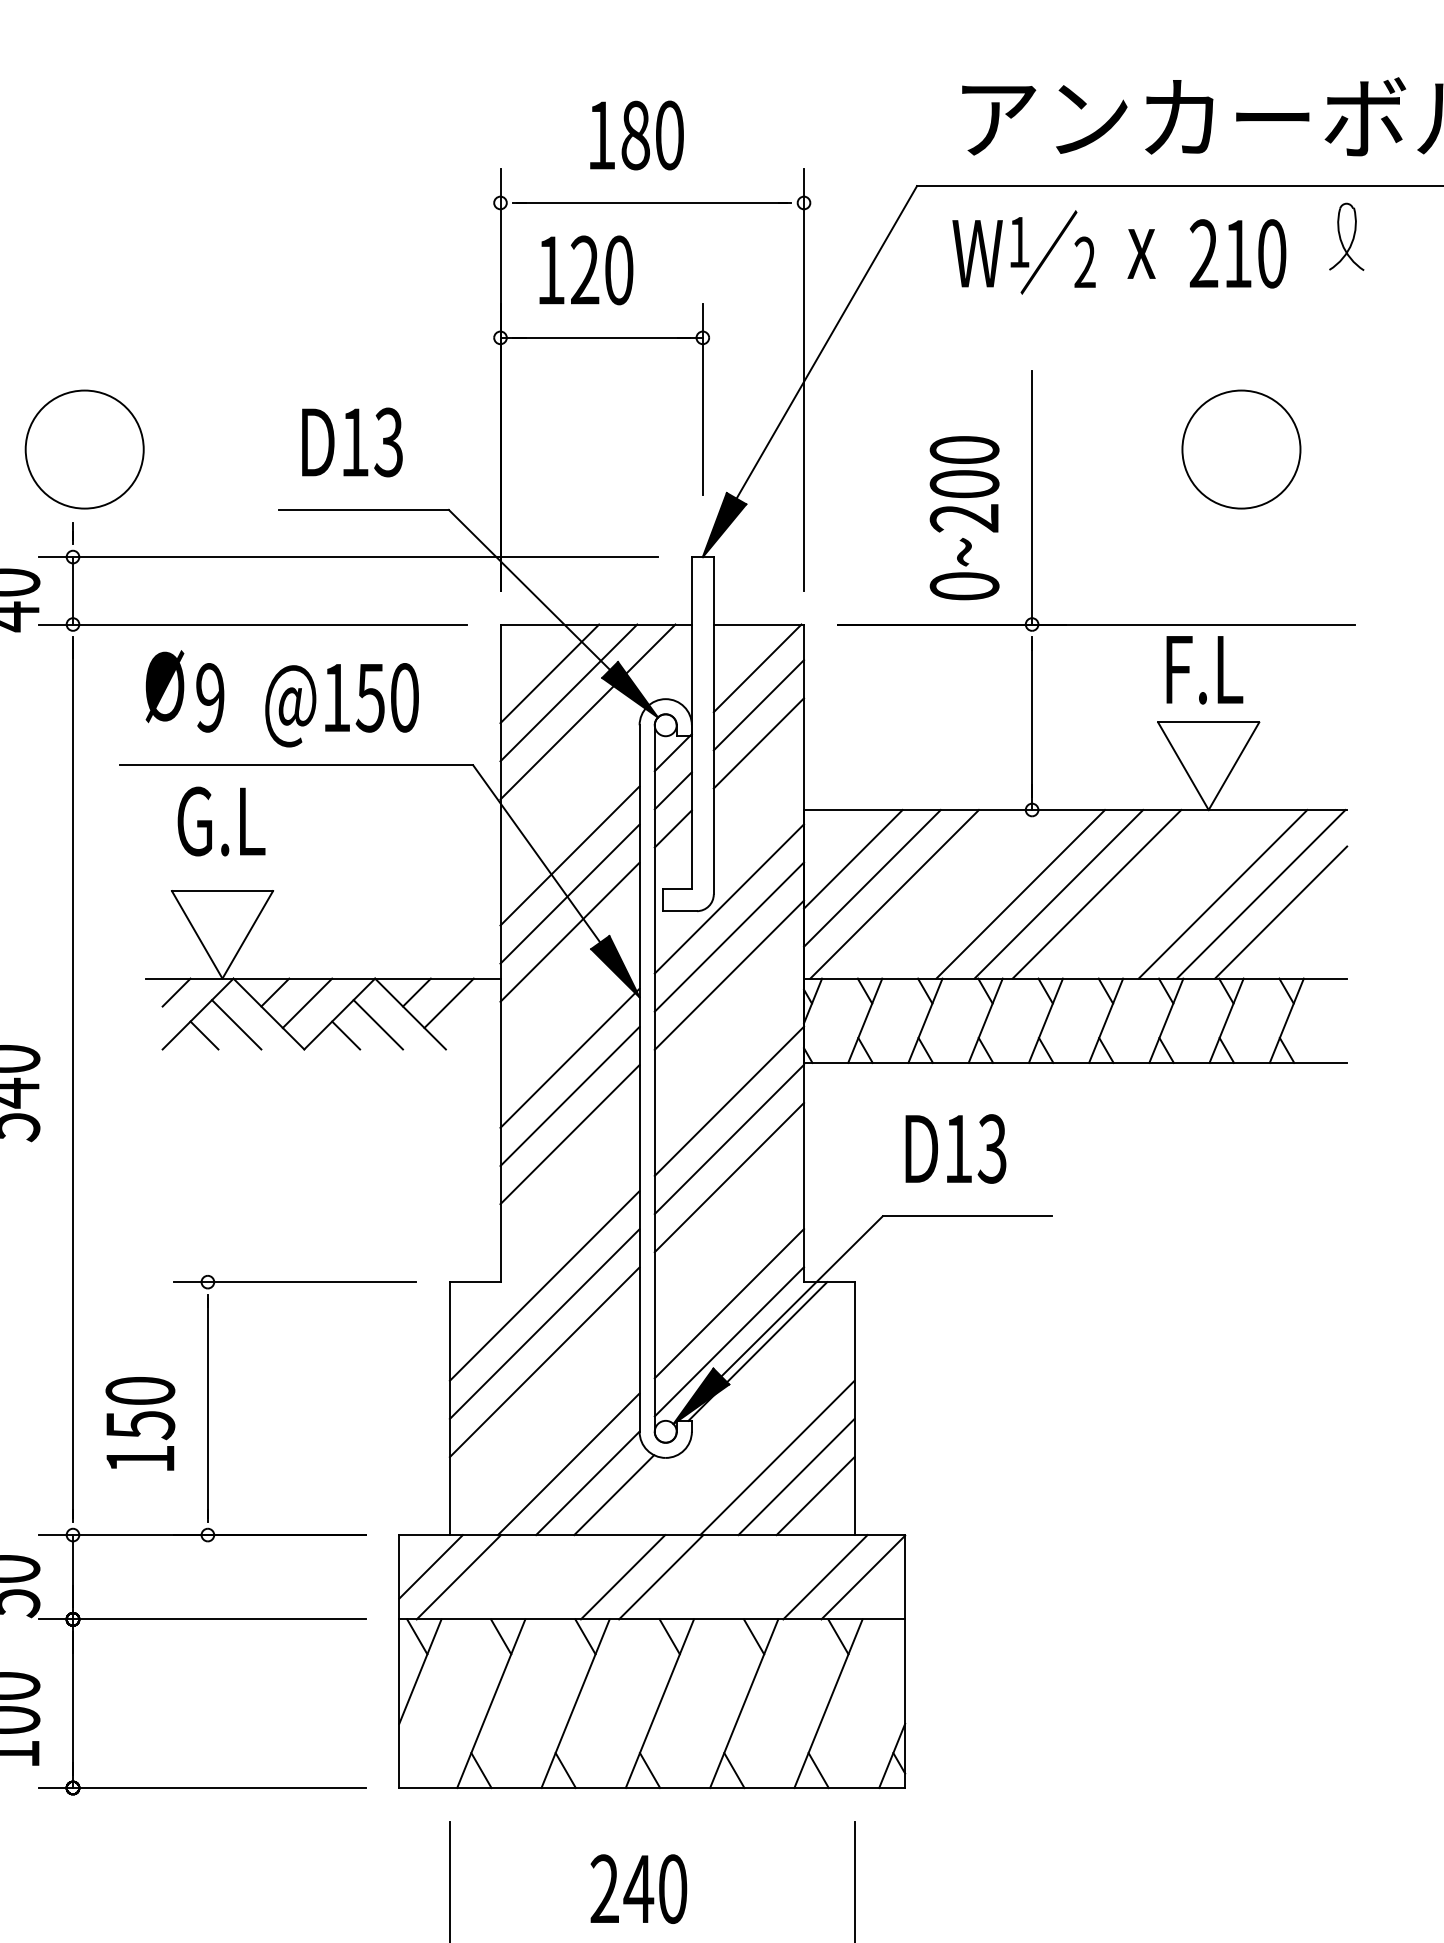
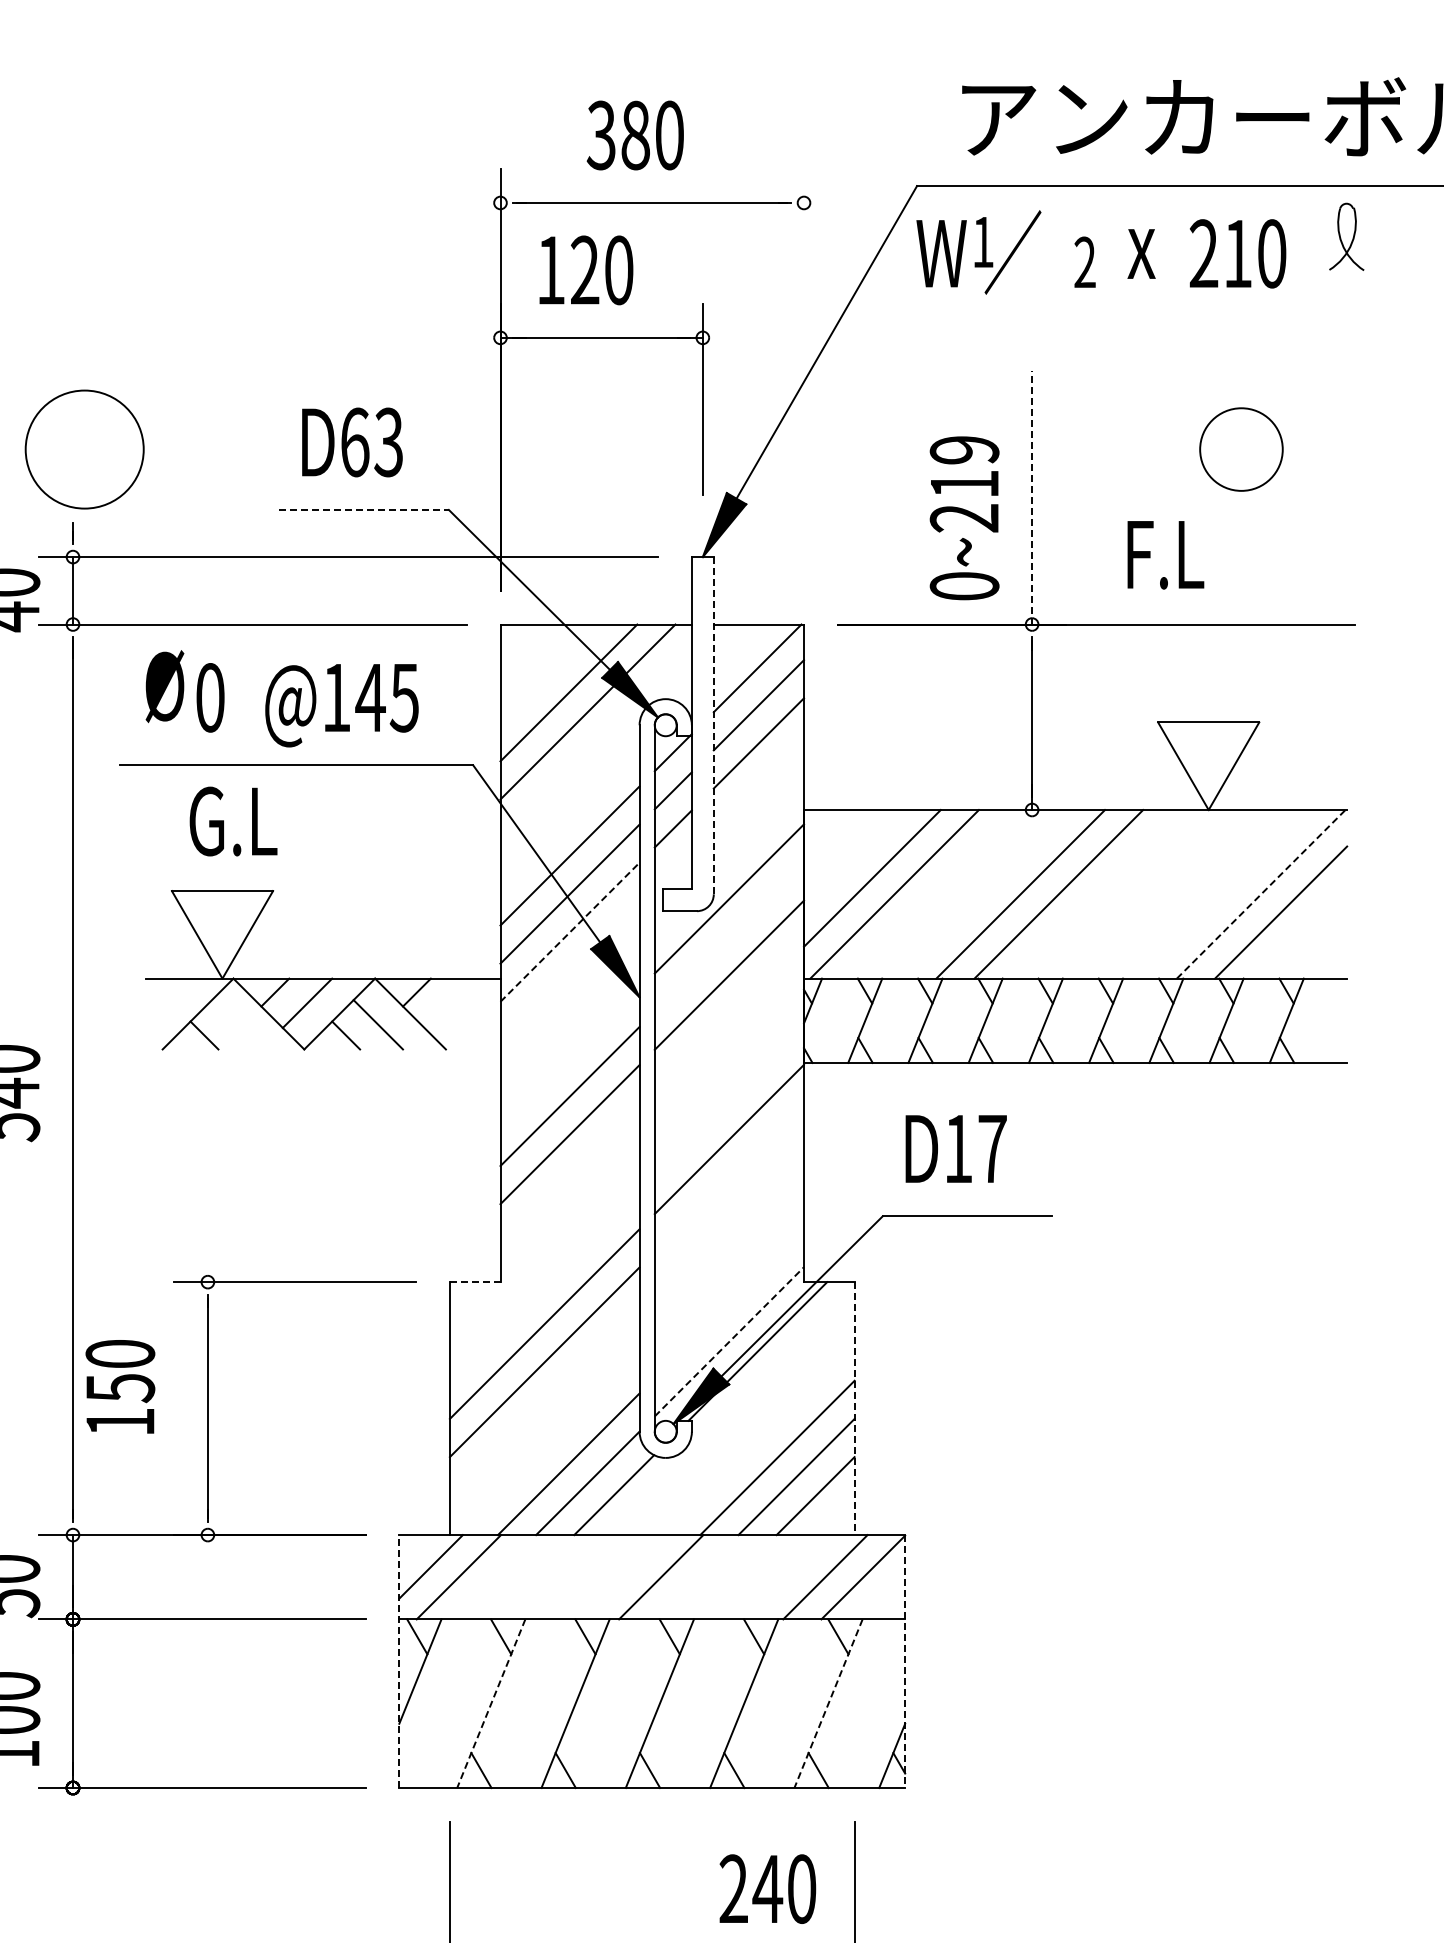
text: 180 -> 380 (600, 135)
text position: (1014, 252) -> (978, 252) (978, 252)
line: present -> none (804, 379)
text: D13 -> D63 (355, 442)
circle diameter: 118 px -> 83 px (1241, 449)
text: 0~200 -> 0~219 (964, 467)
line: solid -> dashed (1032, 497)
line: solid -> dashed (363, 509)
text position: (1204, 670) -> (1165, 555) (1165, 555)
line: present -> none (549, 673)
text: 9 -> 0 (210, 697)
text: @150 -> @145 (386, 697)
line: solid -> dashed (713, 725)
text position: (221, 821) -> (233, 821) (233, 821)
line: present -> none (853, 859)
line: solid -> dashed (1261, 893)
line: present -> none (1096, 894)
line: present -> none (1222, 894)
line: solid -> dashed (570, 931)
line: present -> none (729, 936)
line: present -> none (176, 992)
line: present -> none (448, 1003)
line: present -> none (236, 1024)
line: present -> none (569, 1057)
line: present -> none (729, 1100)
text: D13 -> D17 (991, 1148)
line: present -> none (729, 1177)
line: solid -> dashed (475, 1282)
line: present -> none (544, 1285)
line: present -> none (729, 1303)
line: solid -> dashed (729, 1341)
line: solid -> dashed (854, 1409)
text position: (140, 1423) -> (120, 1386) (120, 1386)
line: present -> none (622, 1577)
line: solid -> dashed (399, 1661)
line: solid -> dashed (905, 1662)
line: solid -> dashed (491, 1703)
line: solid -> dashed (828, 1703)
text position: (638, 1888) -> (767, 1888) (767, 1888)
